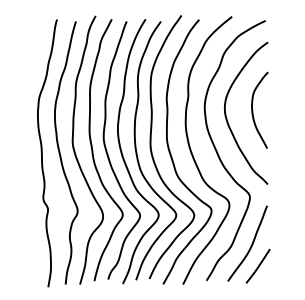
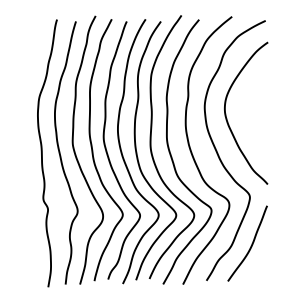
curve: present -> none (253, 110)
line: present -> none (258, 265)
